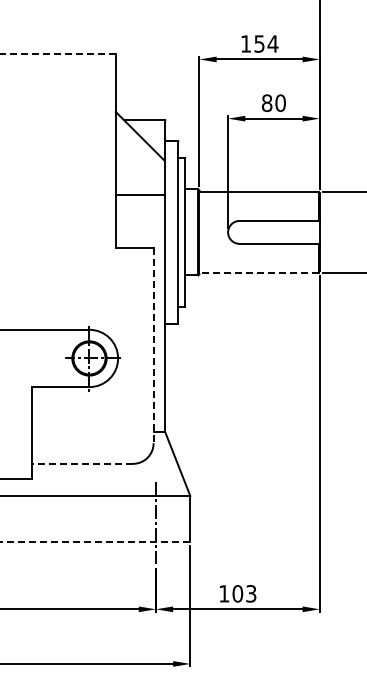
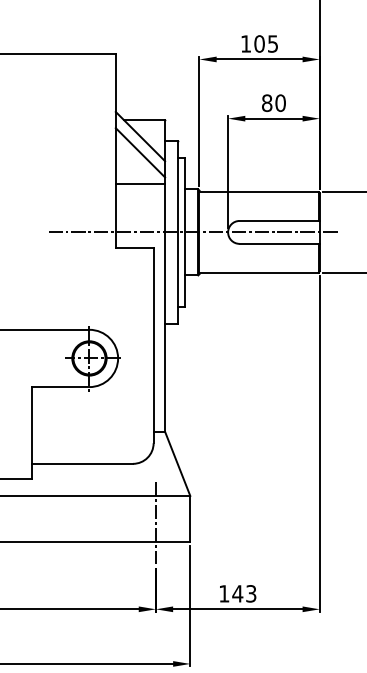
text: 154 -> 105 (266, 43)
line: dashed -> solid (57, 53)
line: none -> present (140, 152)
line position: (140, 194) -> (140, 183) (140, 183)
line: none -> present (192, 232)
line: dashed -> solid (259, 272)
line: dashed -> solid (153, 346)
line: dashed -> solid (82, 463)
line: dashed -> solid (95, 541)
text: 103 -> 143 (237, 593)
